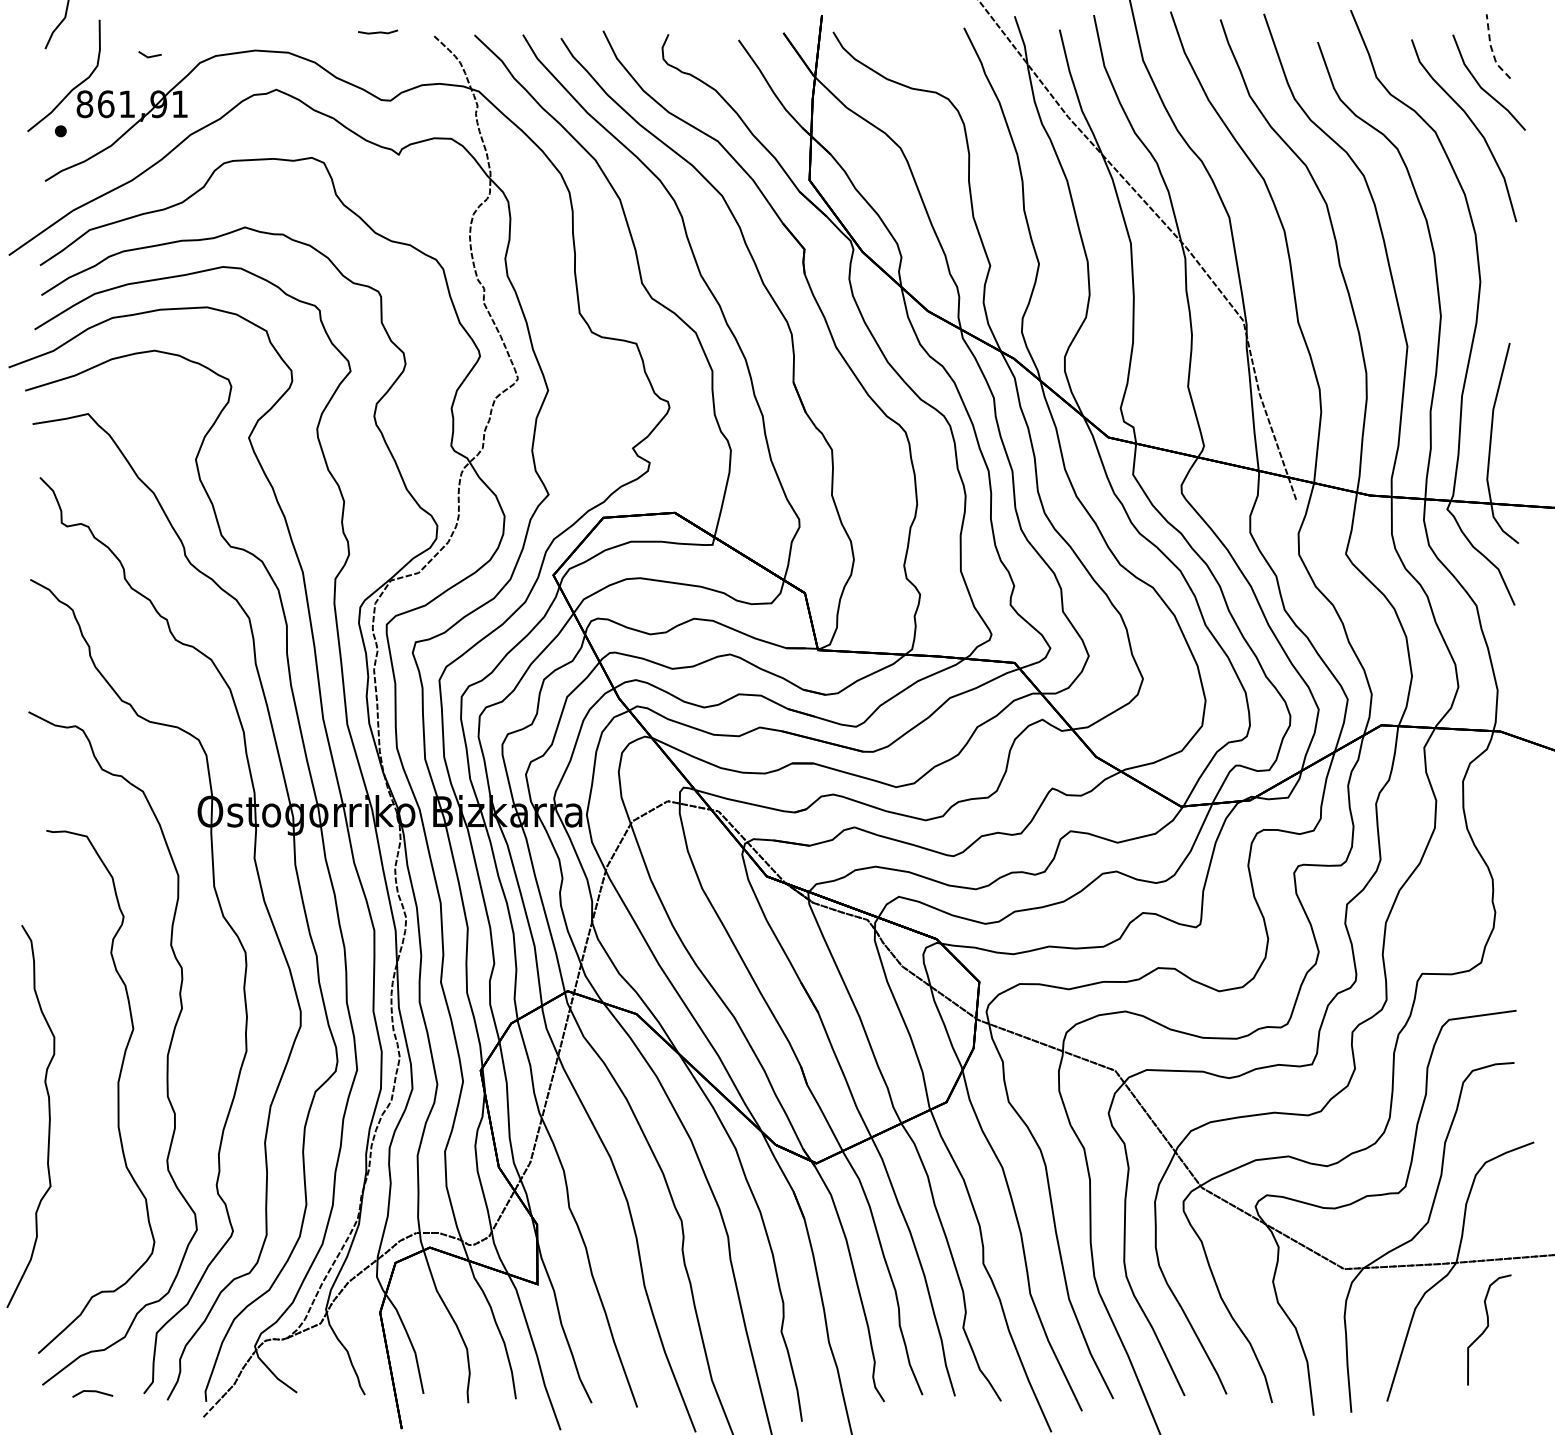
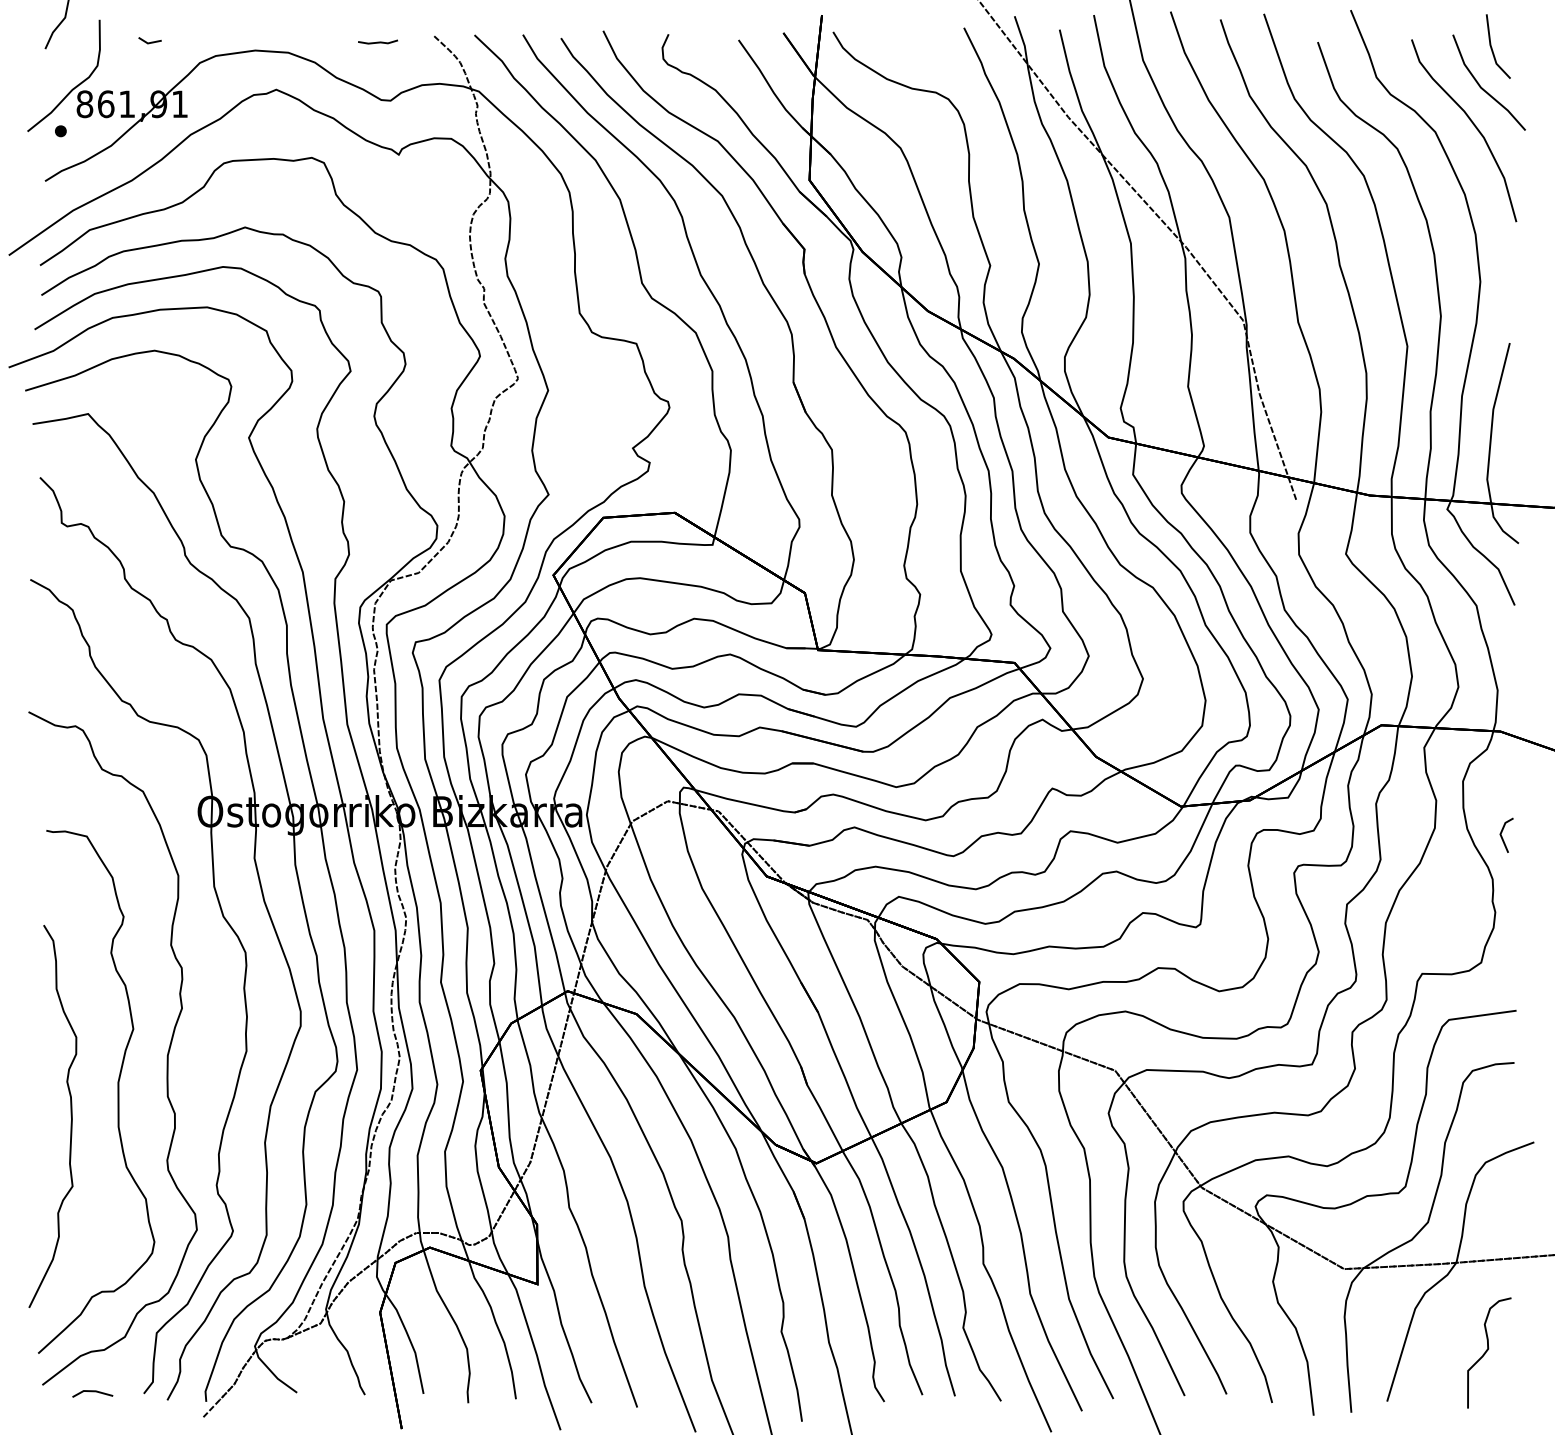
line position: (377, 31) -> (377, 41) (377, 41)
line: dashed -> solid (1491, 49)
line position: (149, 56) -> (149, 42) (149, 42)
line: none -> present (1502, 832)
curve position: (48, 1116) -> (70, 1116) (70, 1116)
curve position: (1488, 1327) -> (1488, 1350) (1488, 1350)
